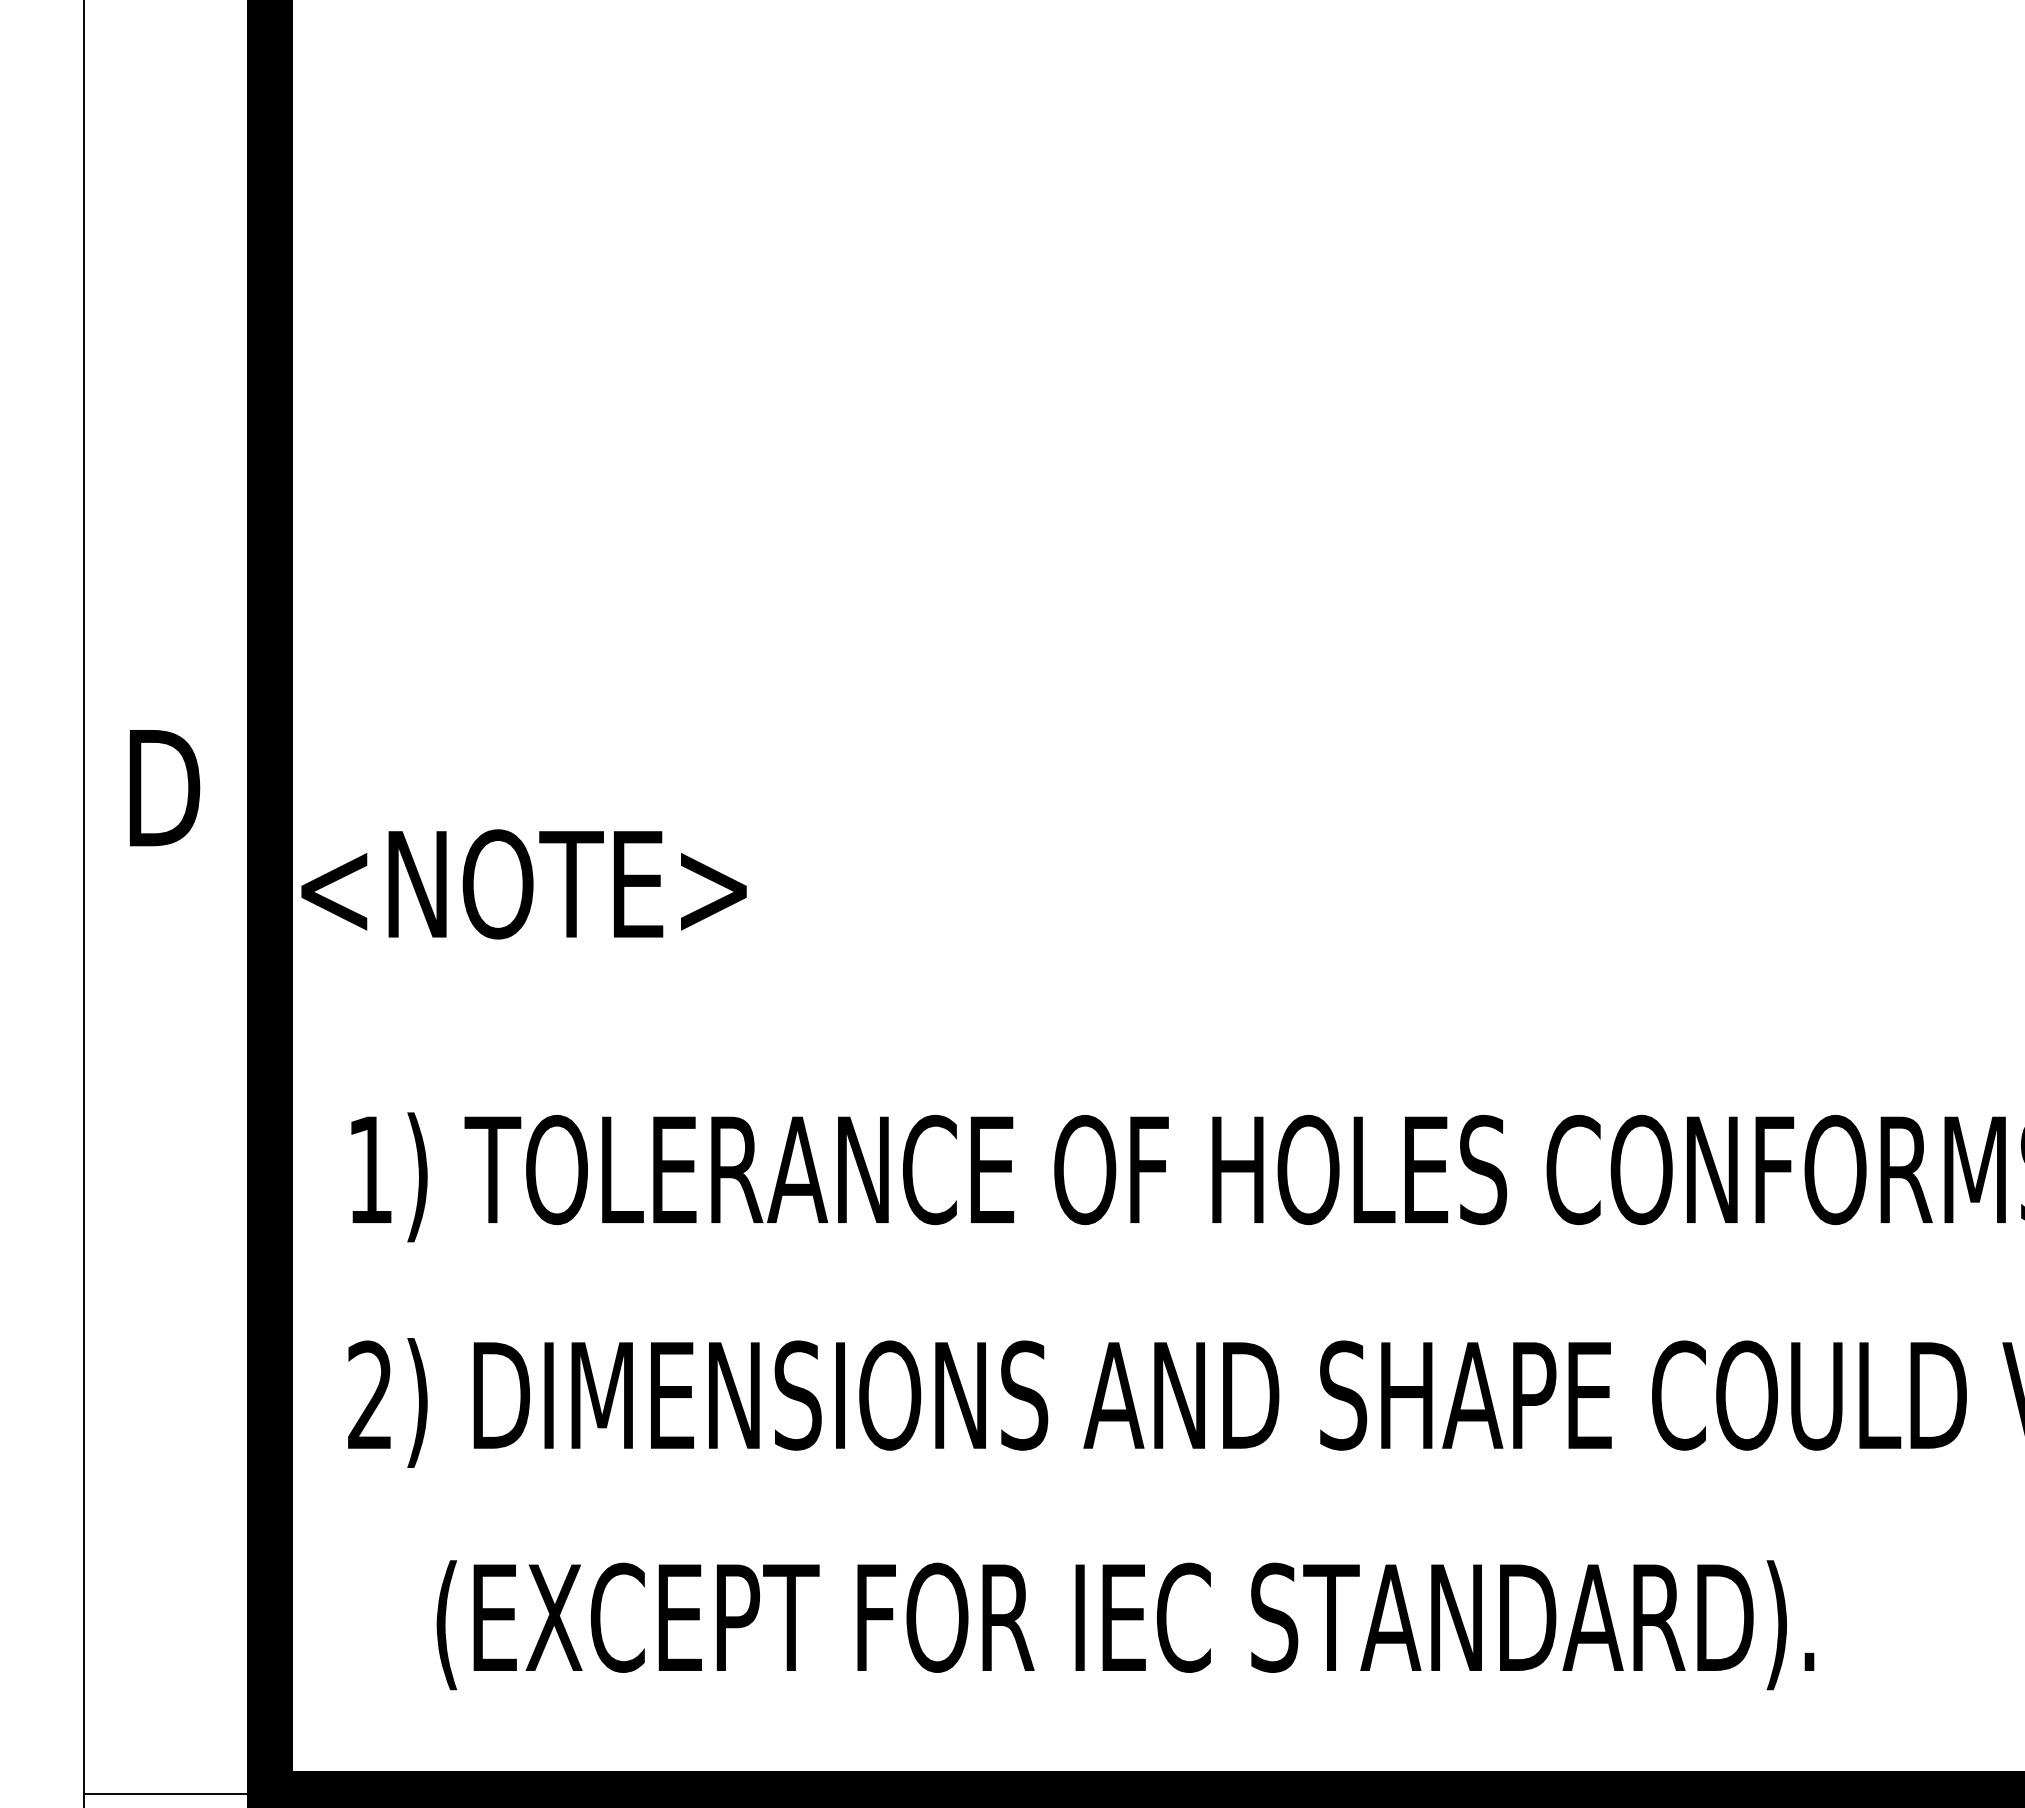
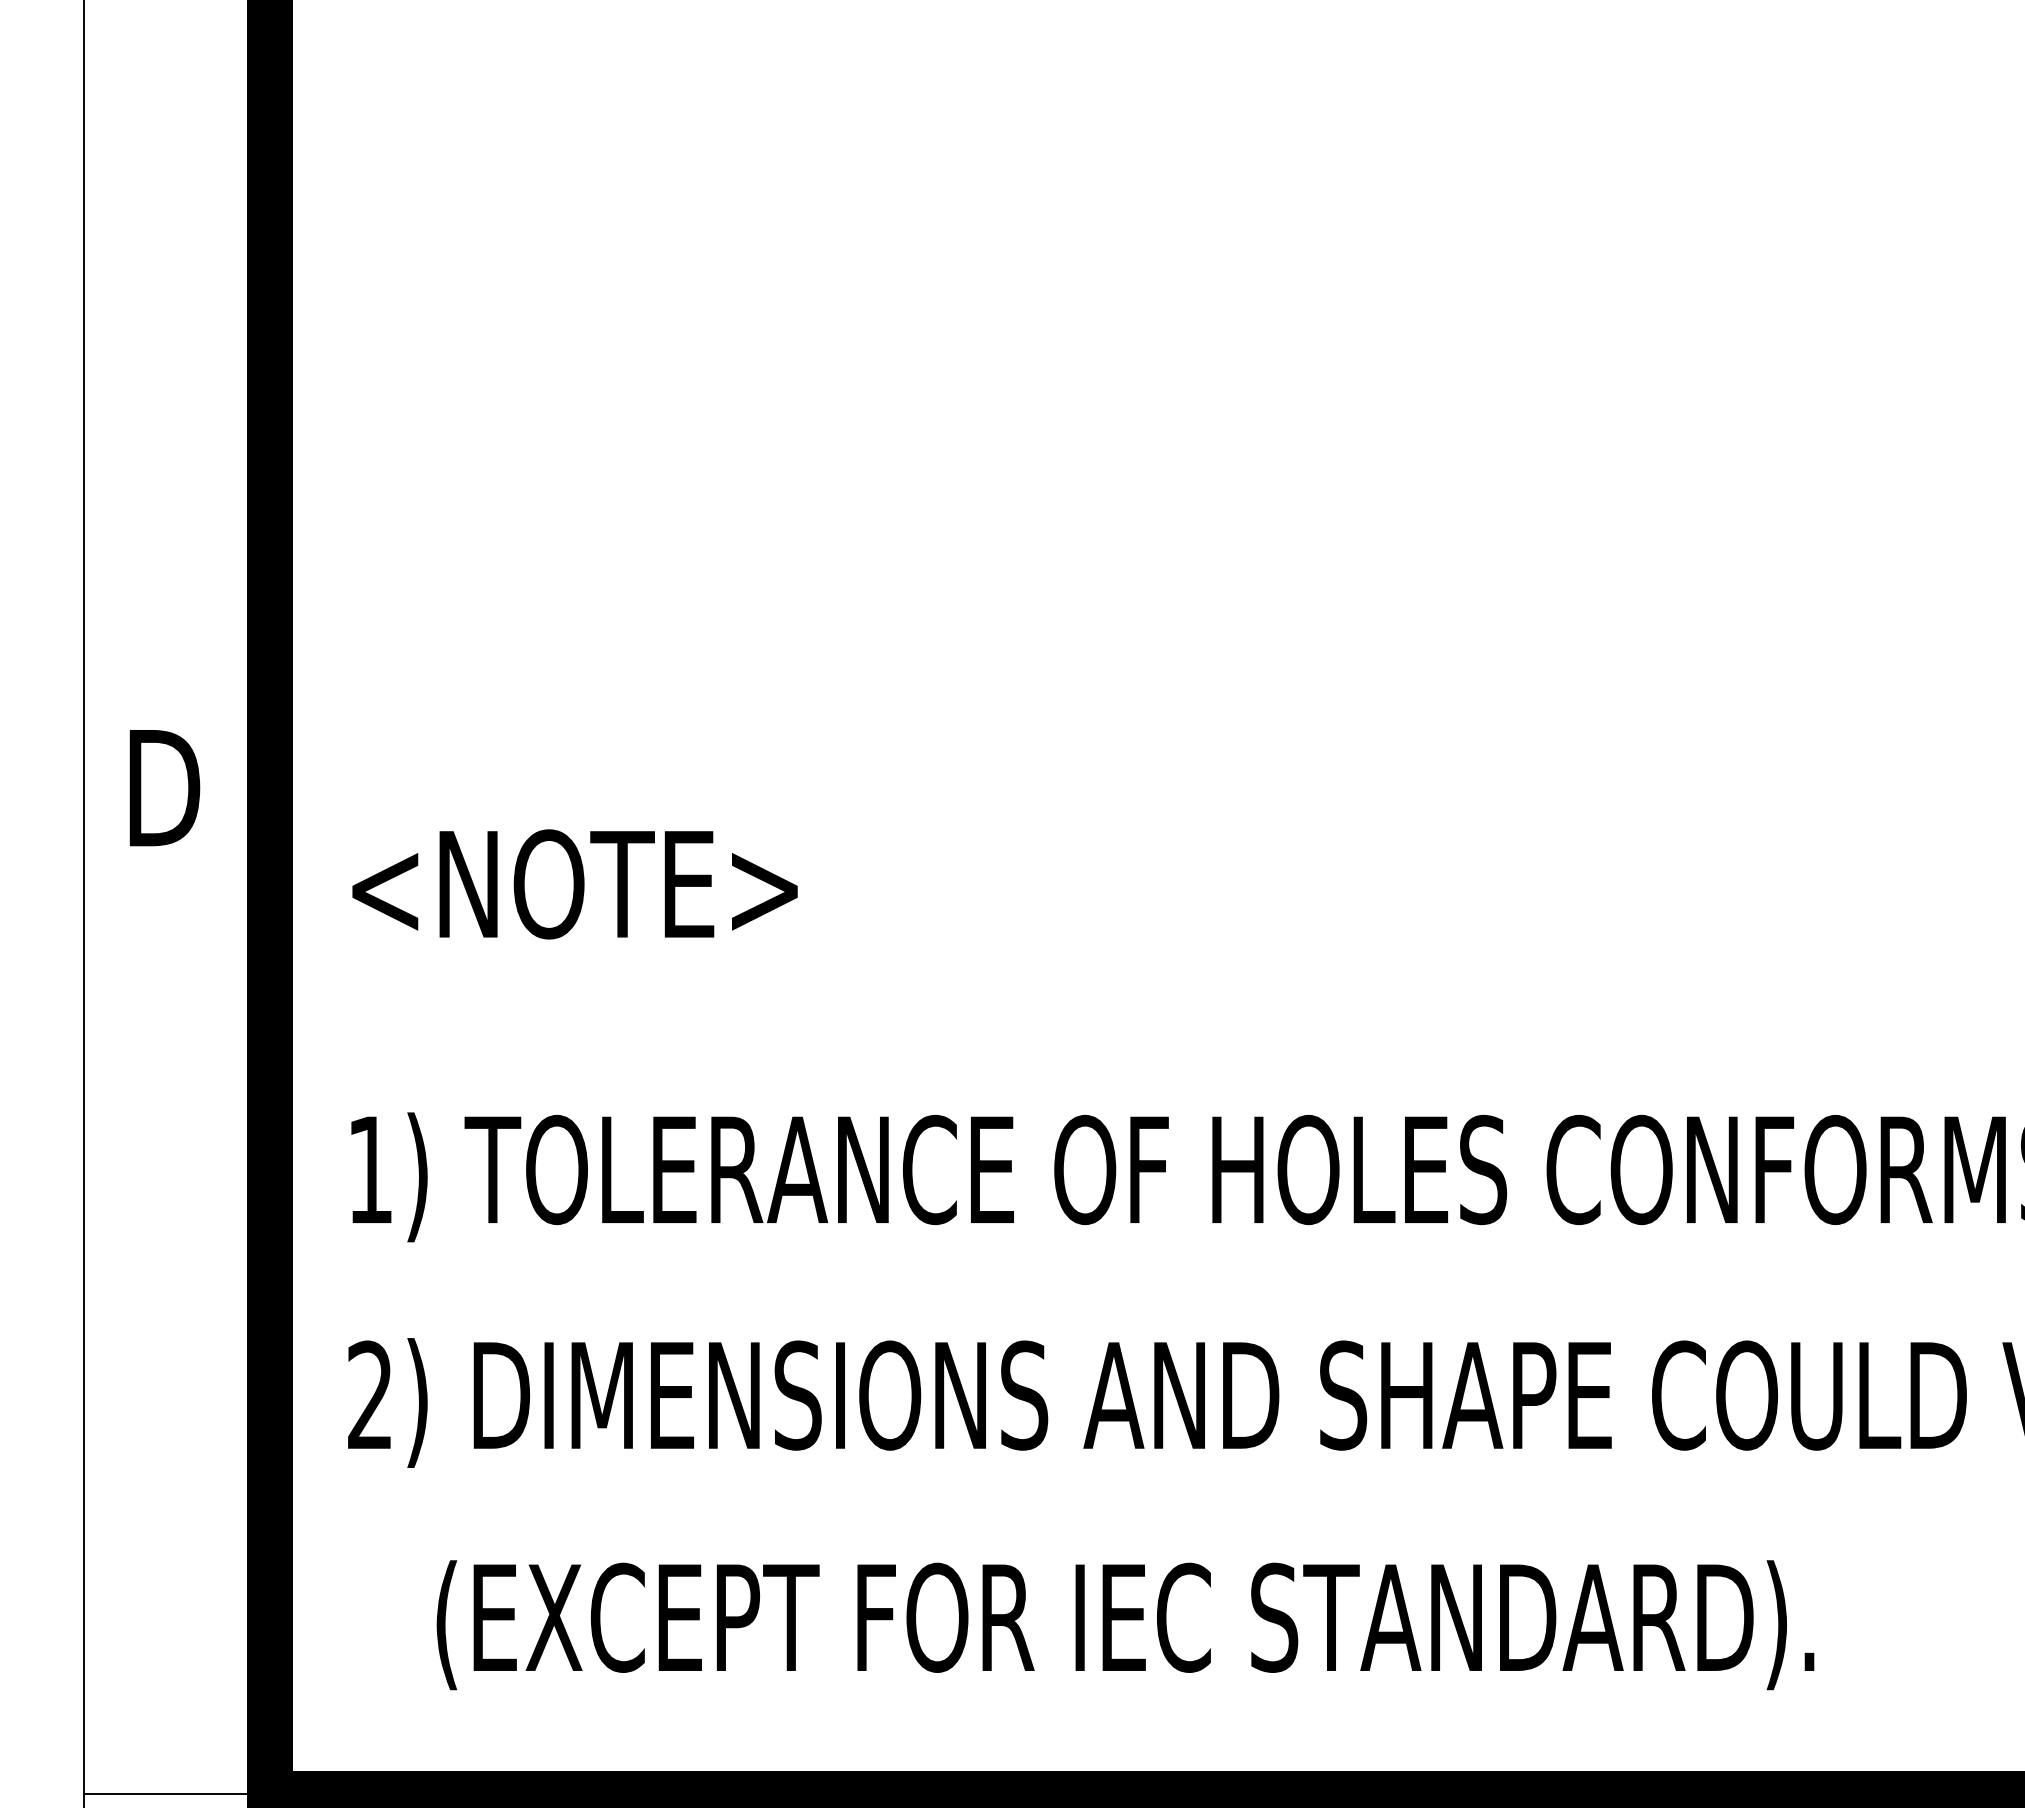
text position: (523, 884) -> (574, 884) (574, 884)
